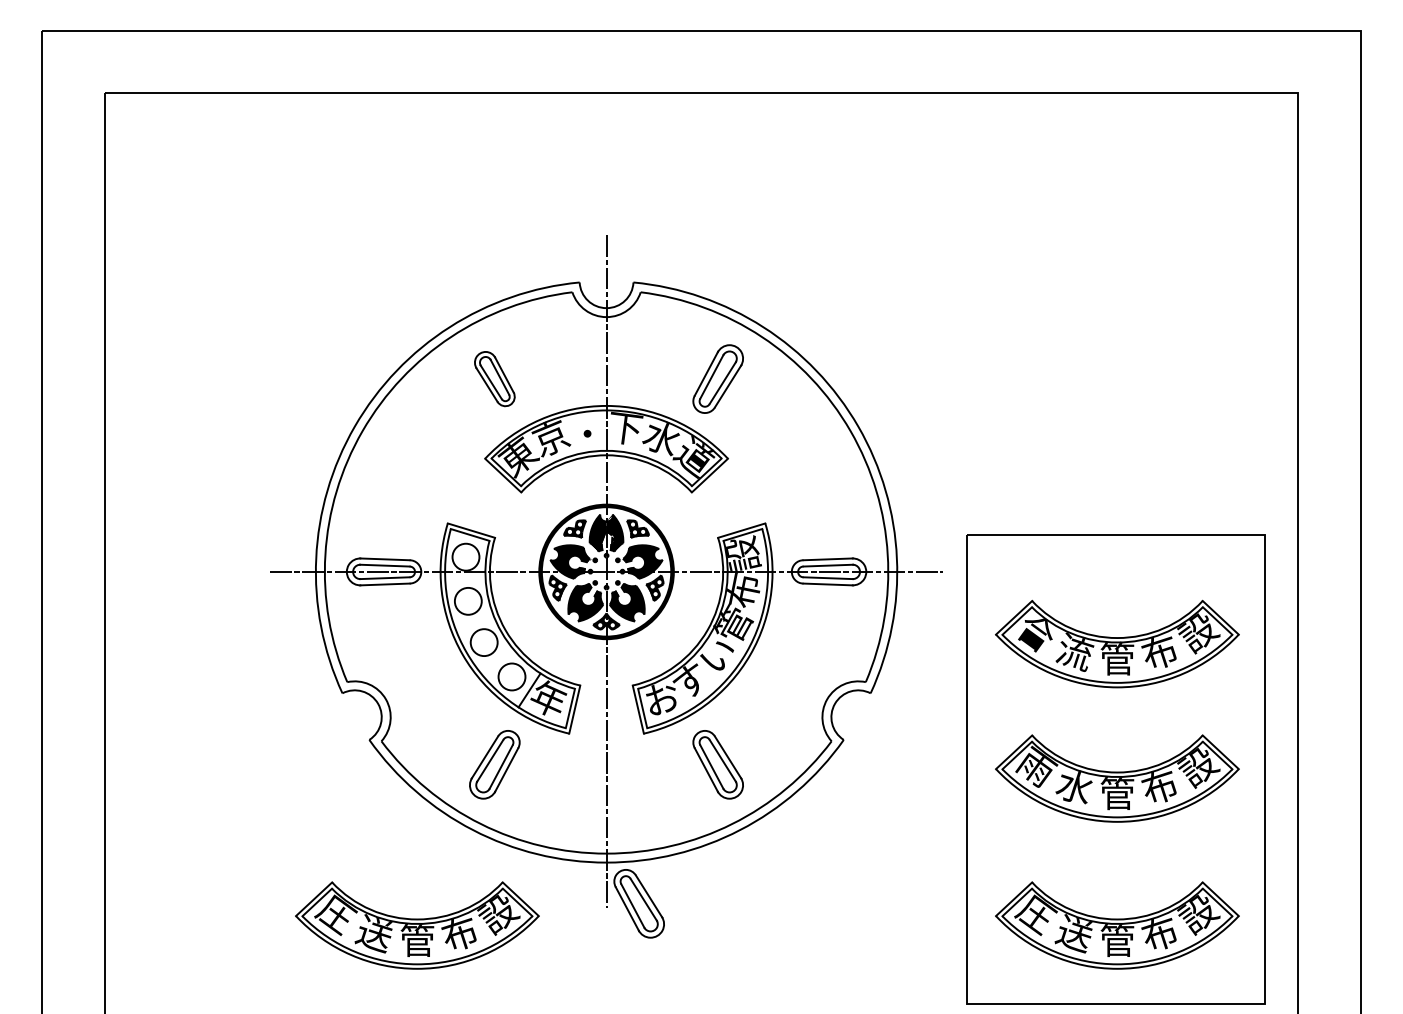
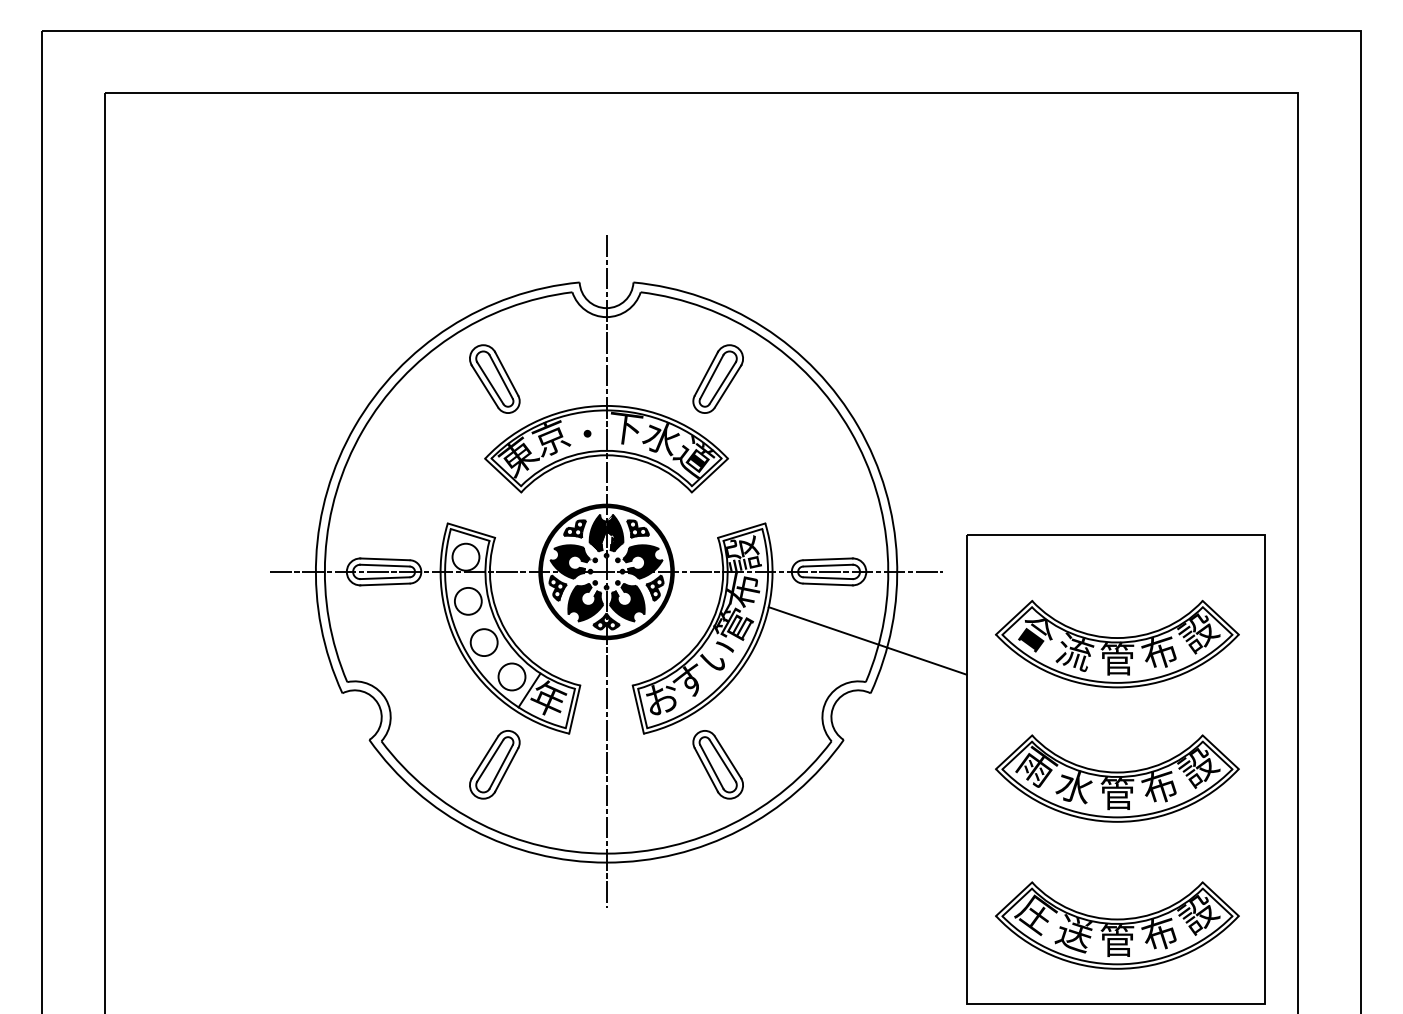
part size: 42x57 px -> 52x70 px (494, 378)
line: none -> present (867, 640)
part: present -> none (638, 903)
part: present -> none (417, 925)
